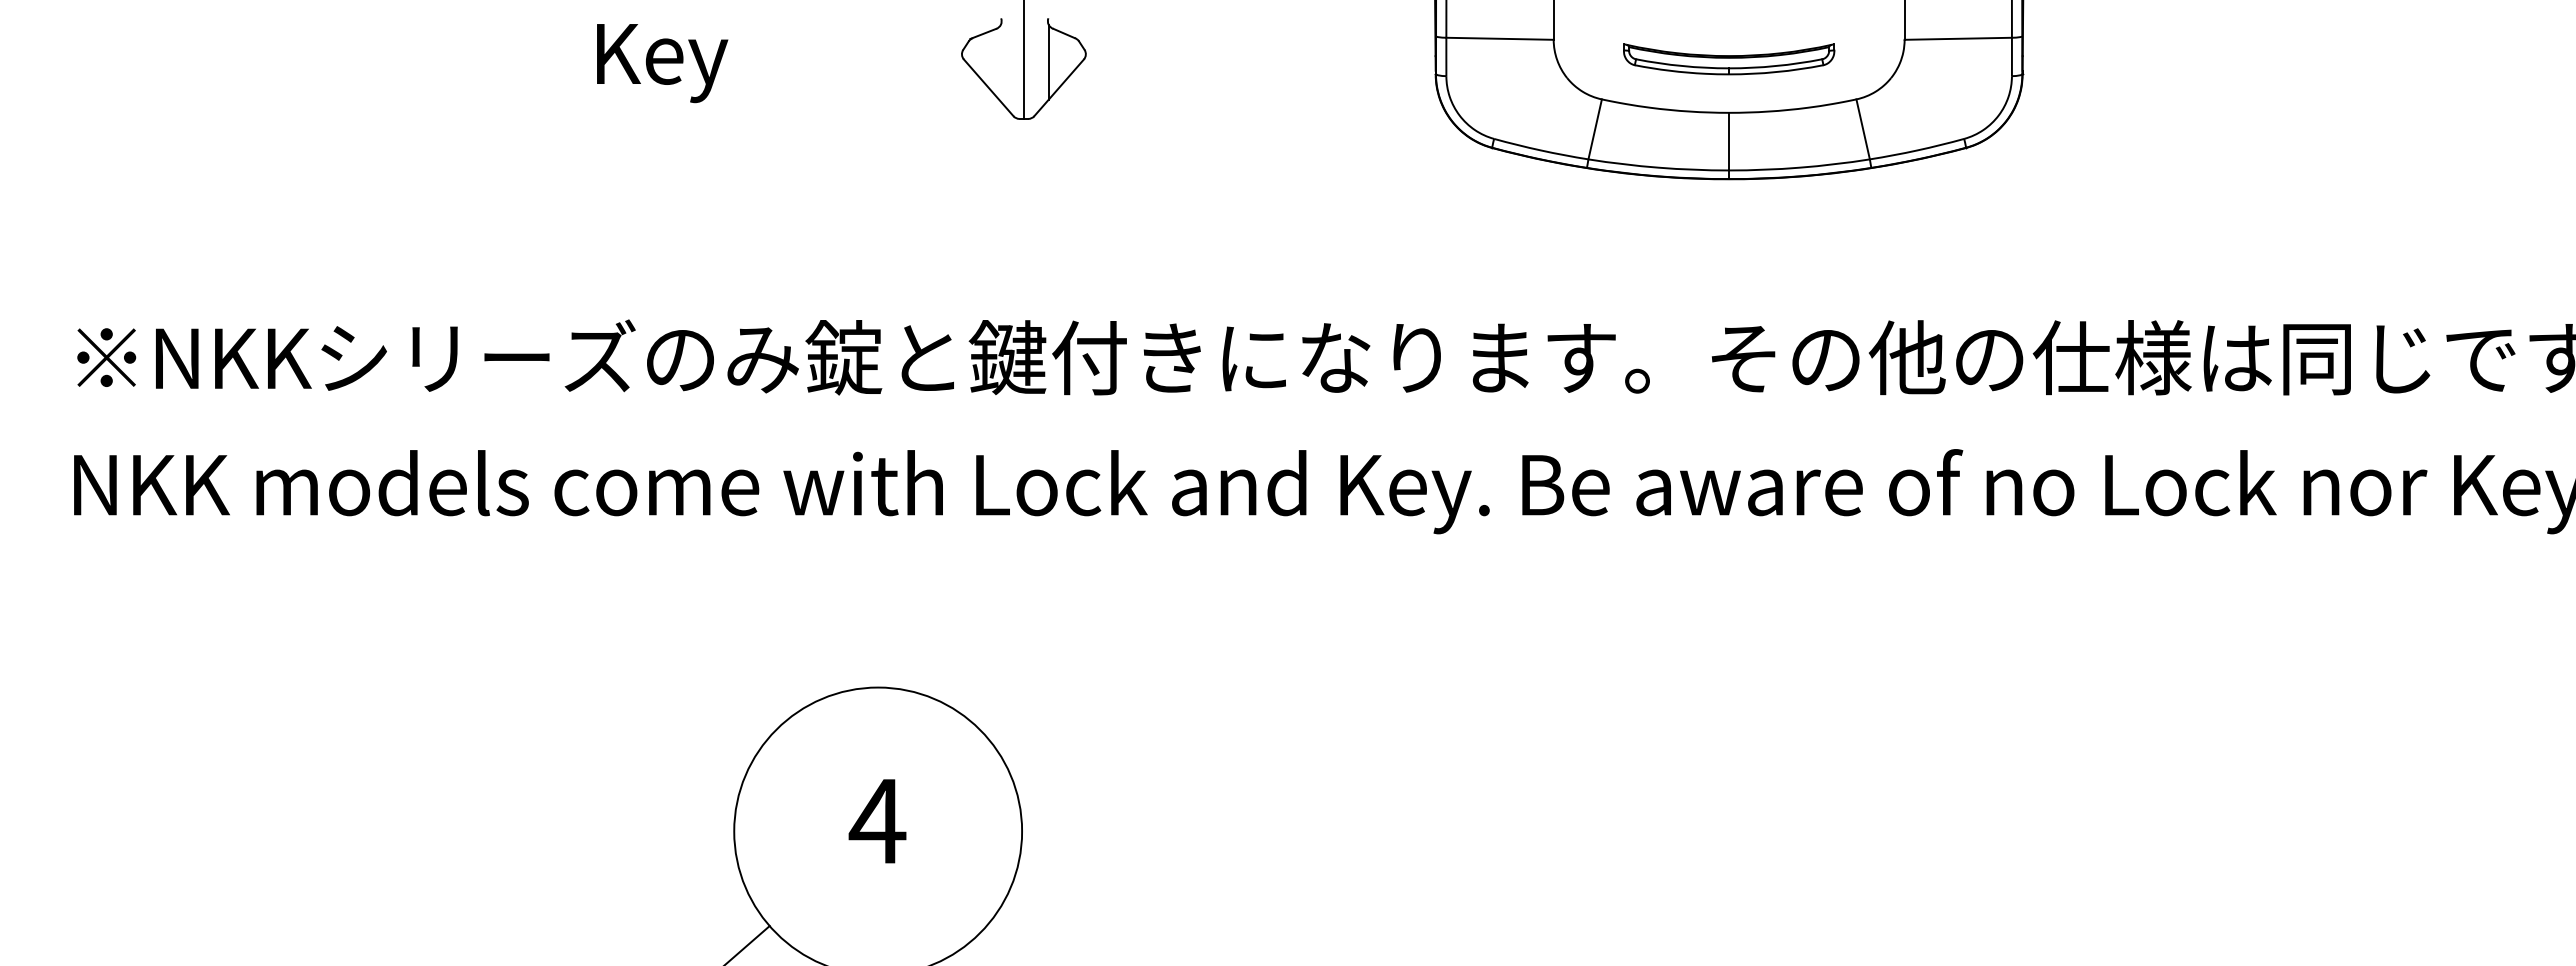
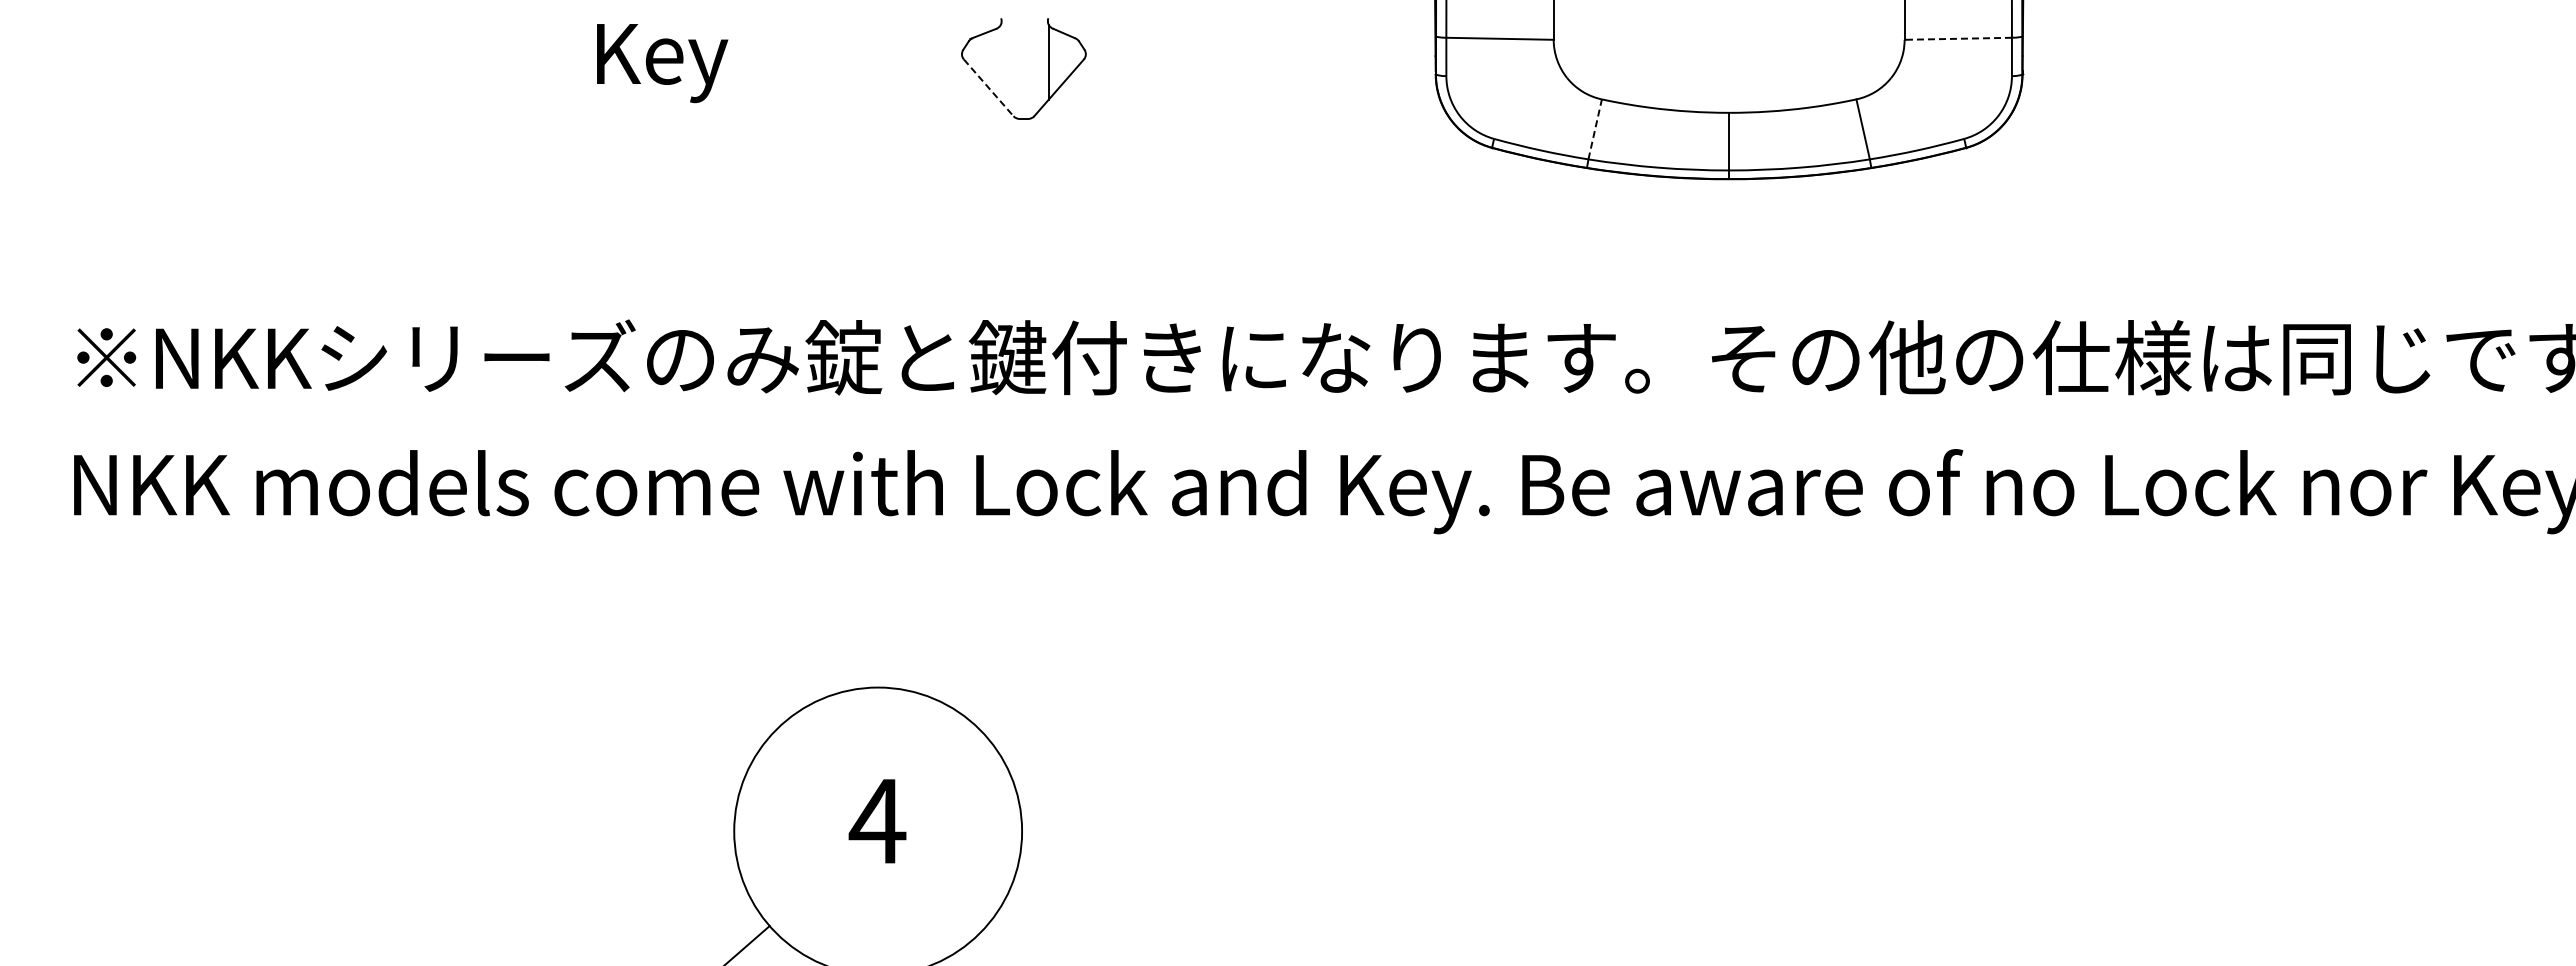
line: solid -> dashed (1958, 38)
part: present -> none (1729, 59)
line: present -> none (1023, 60)
line: solid -> dashed (988, 87)
line: solid -> dashed (1595, 129)
